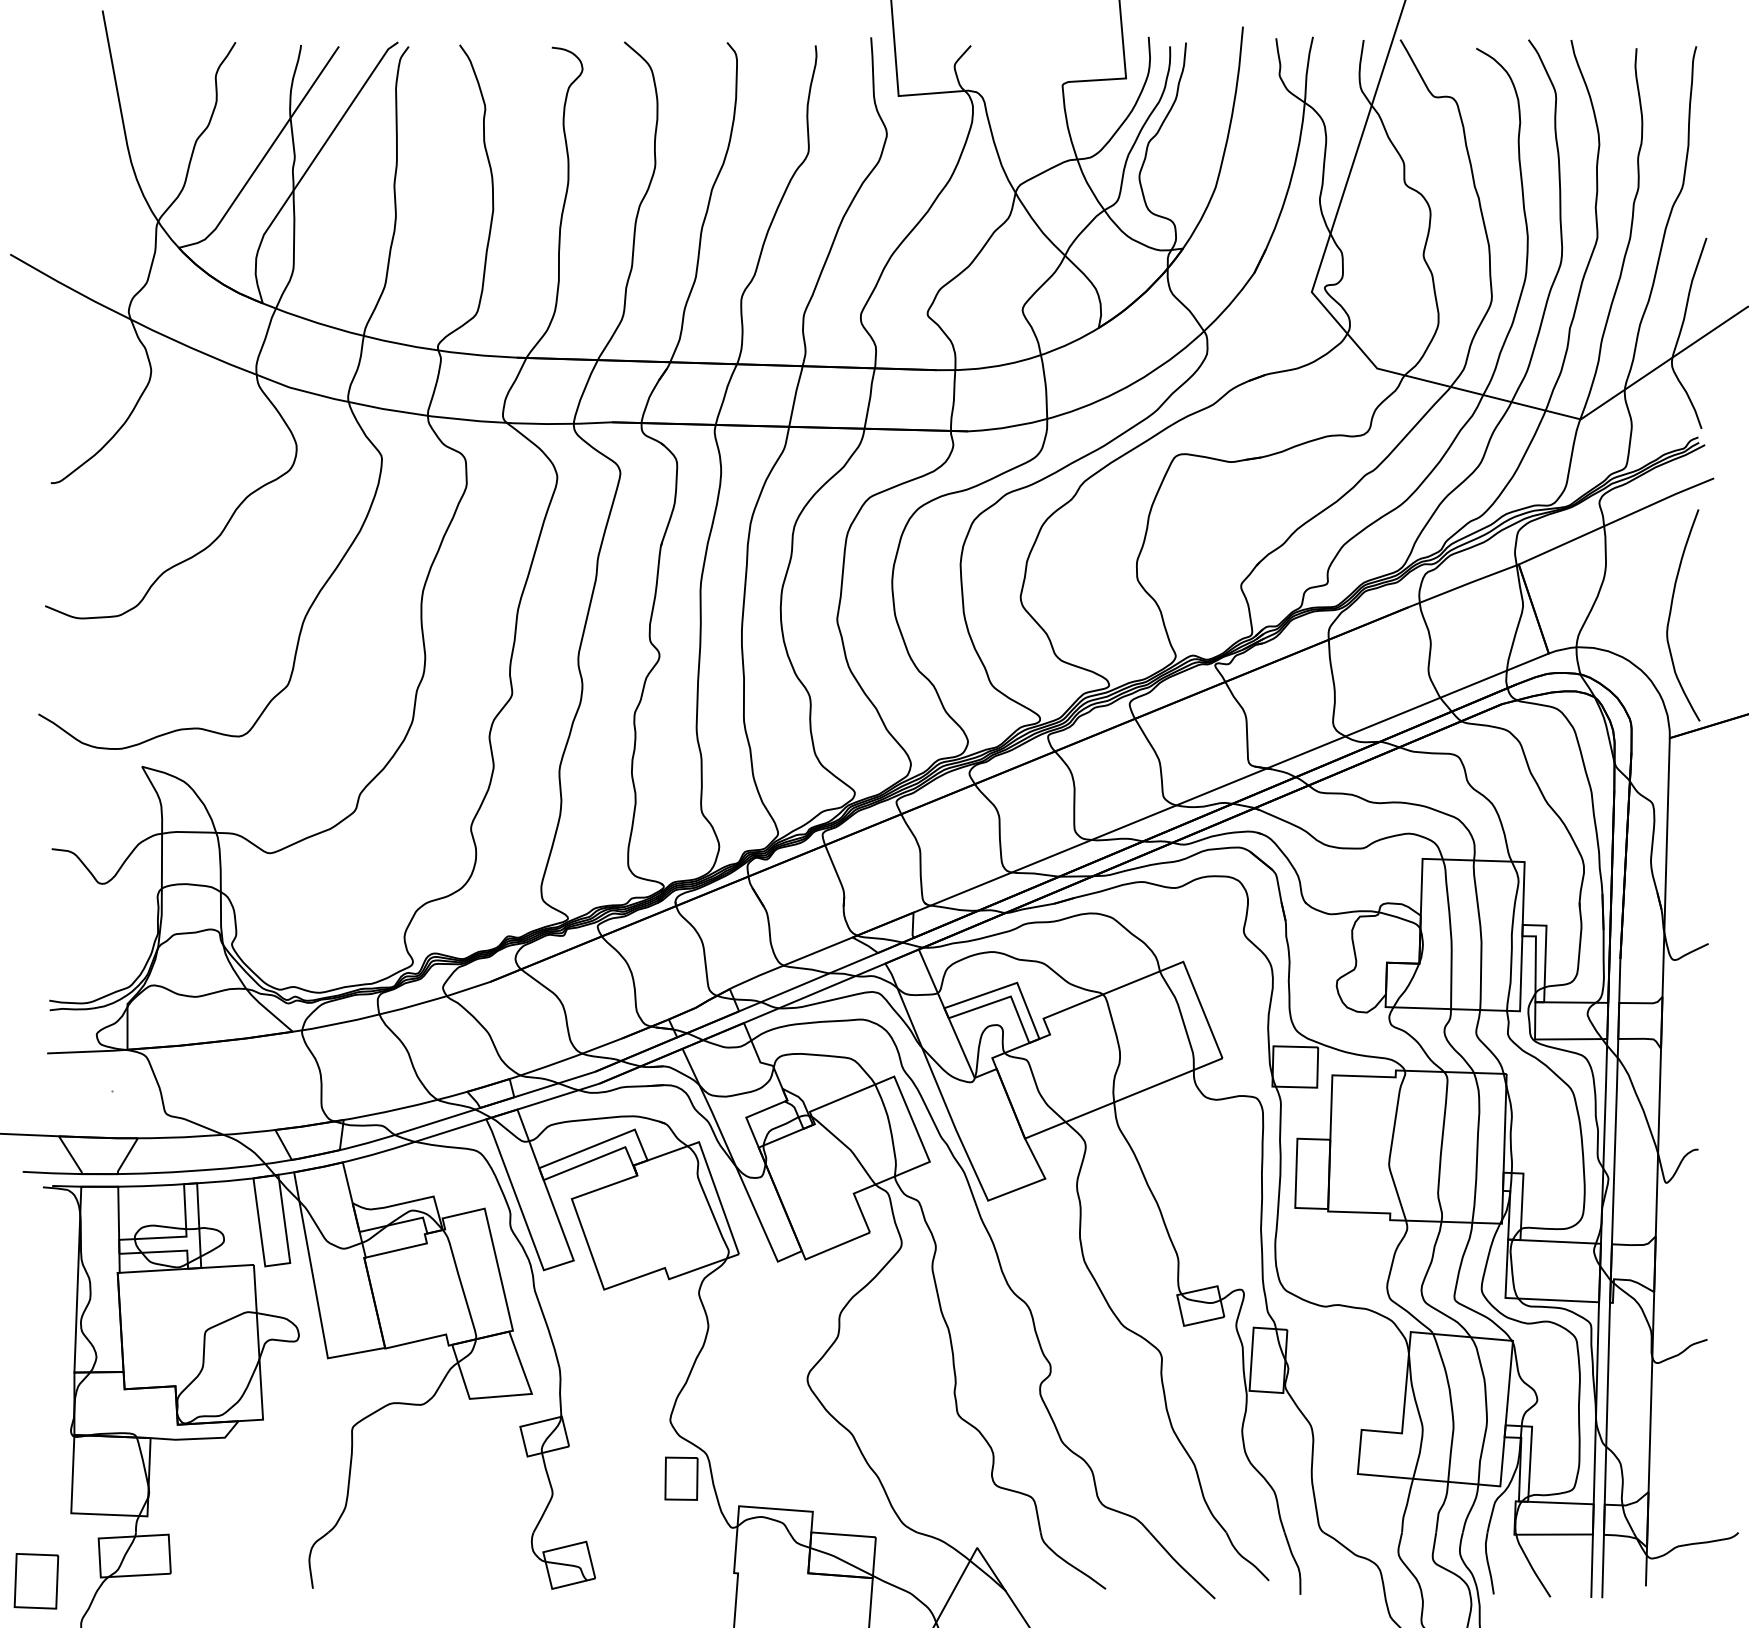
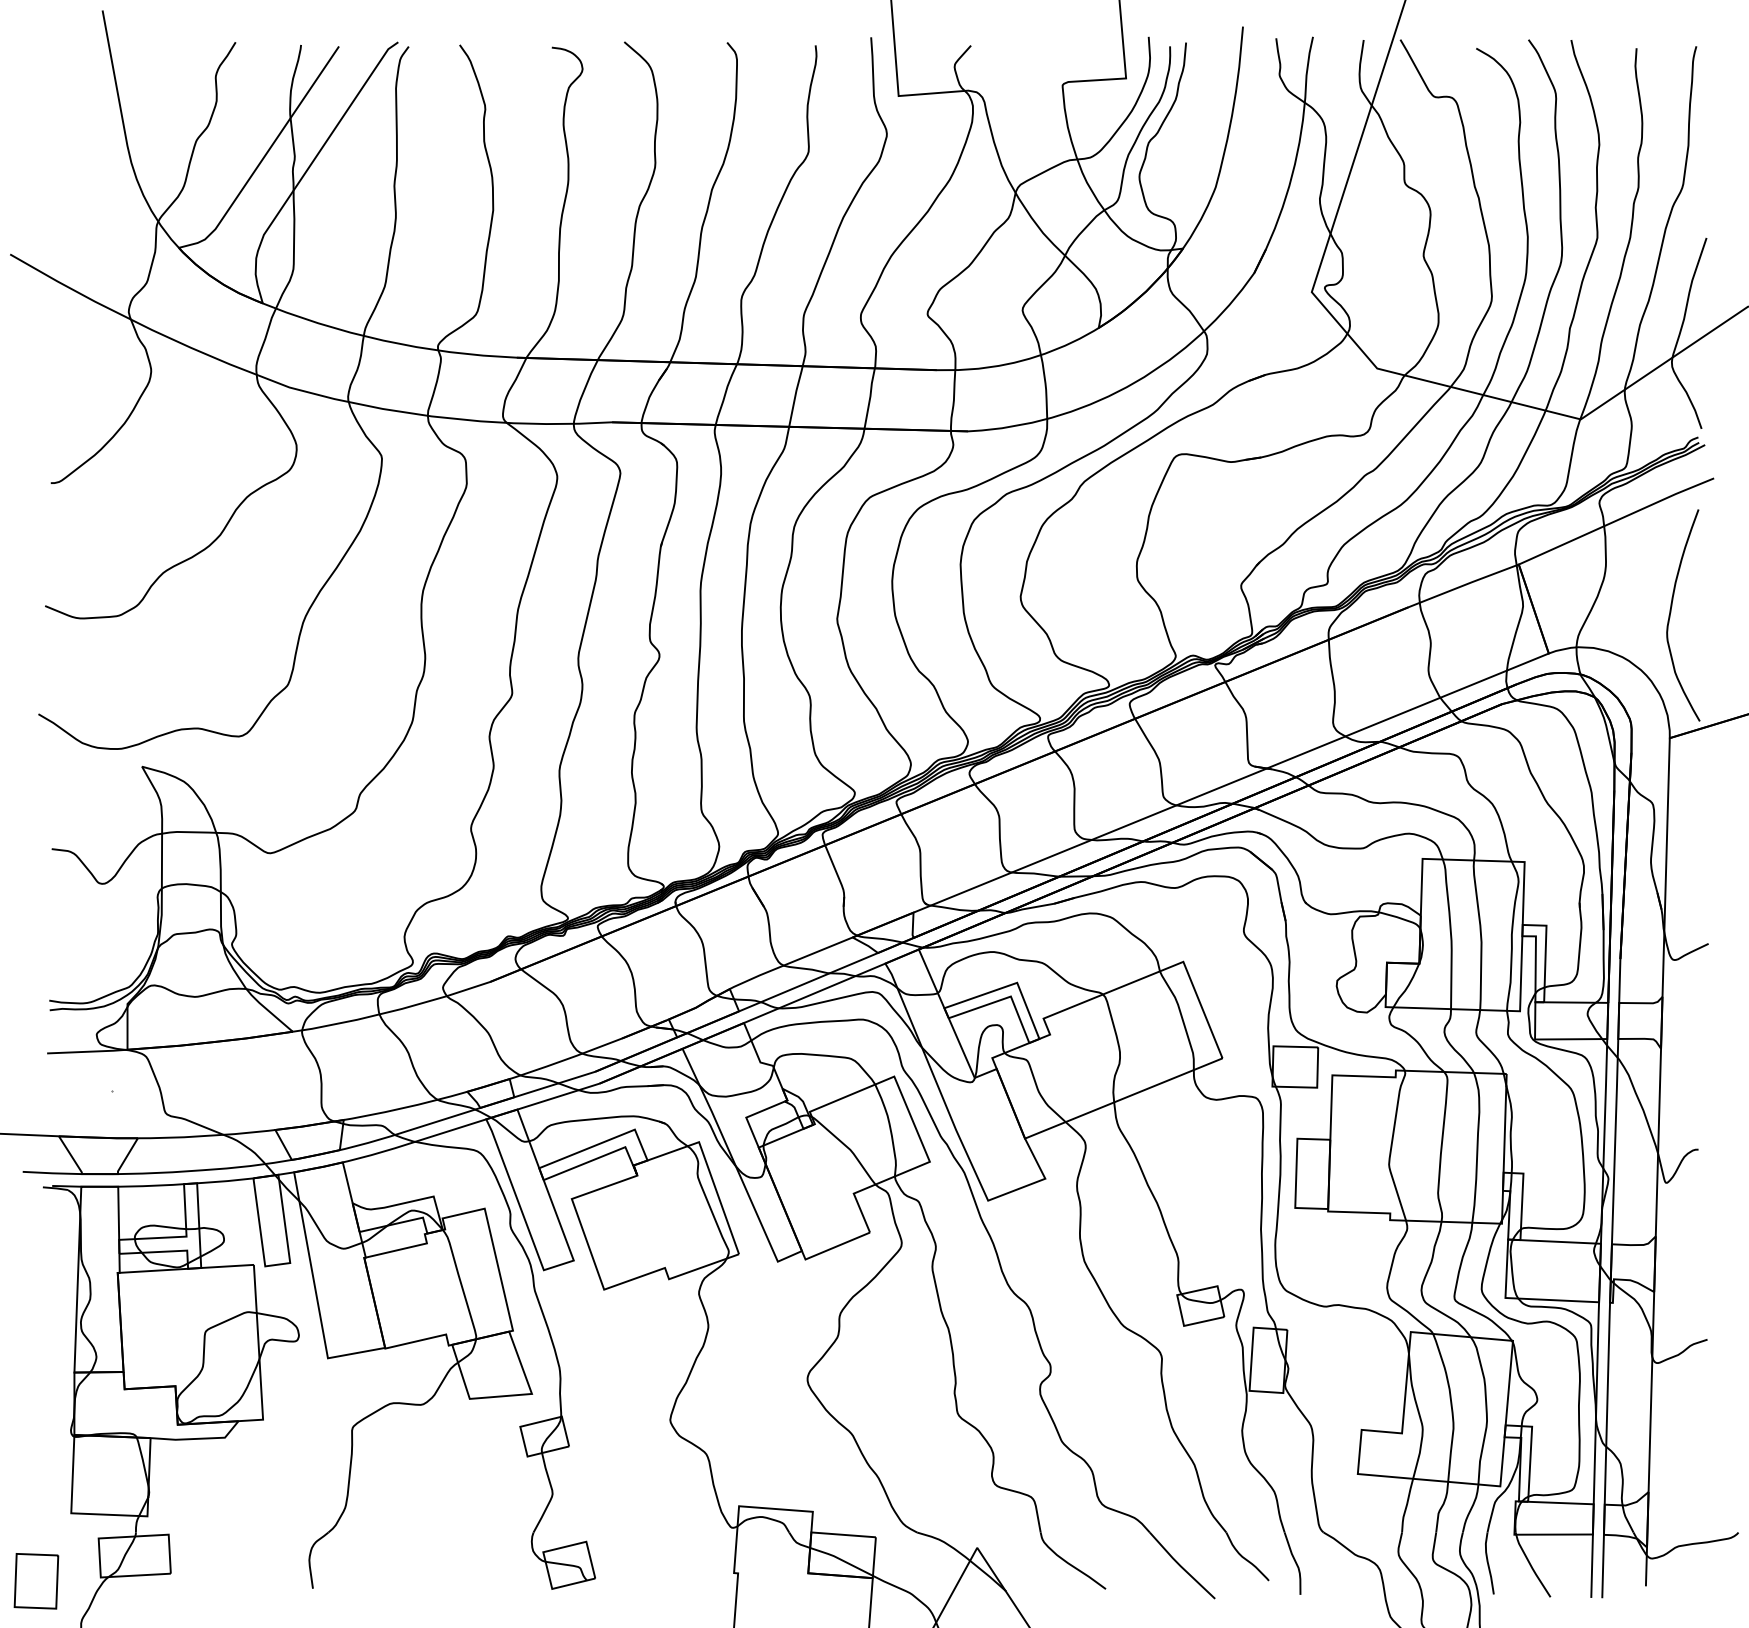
part: present -> none (681, 1478)
